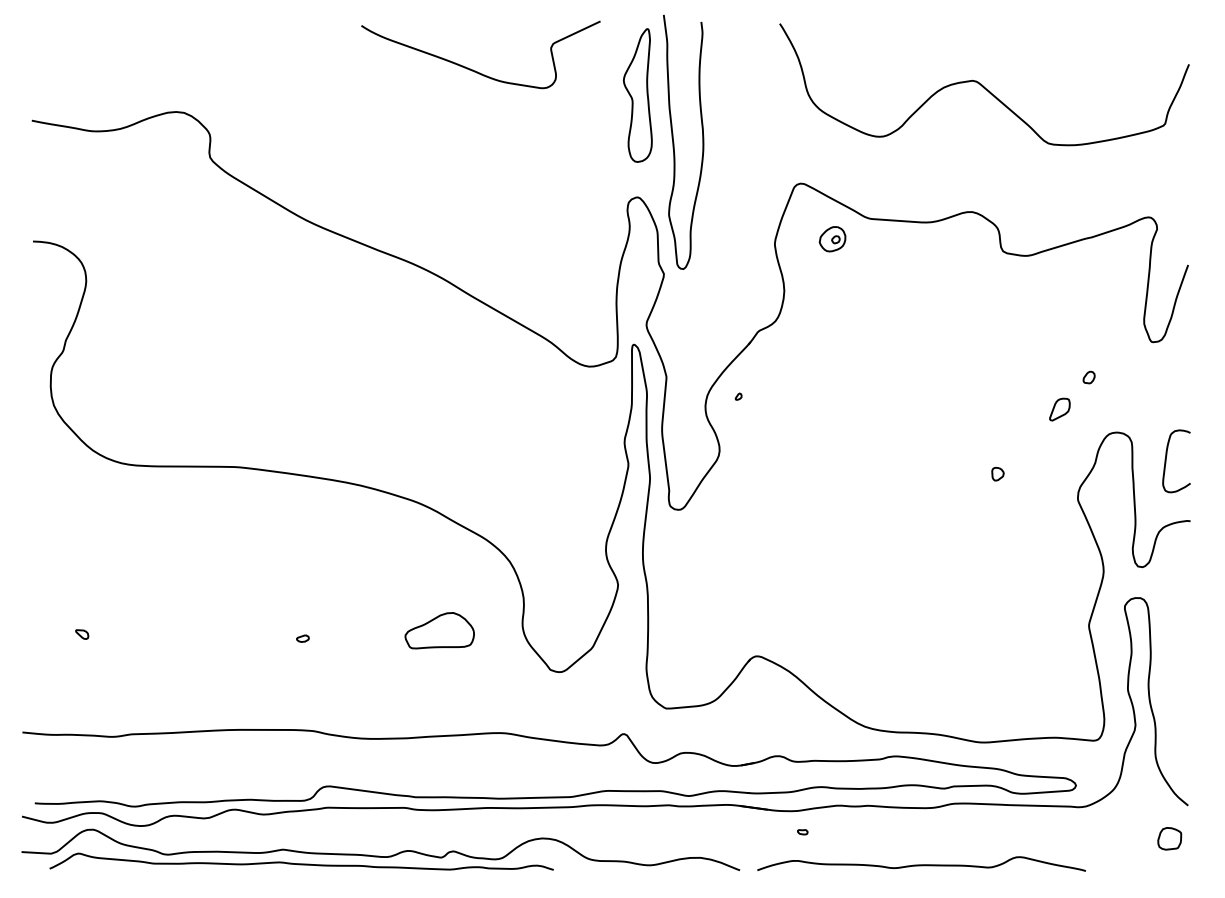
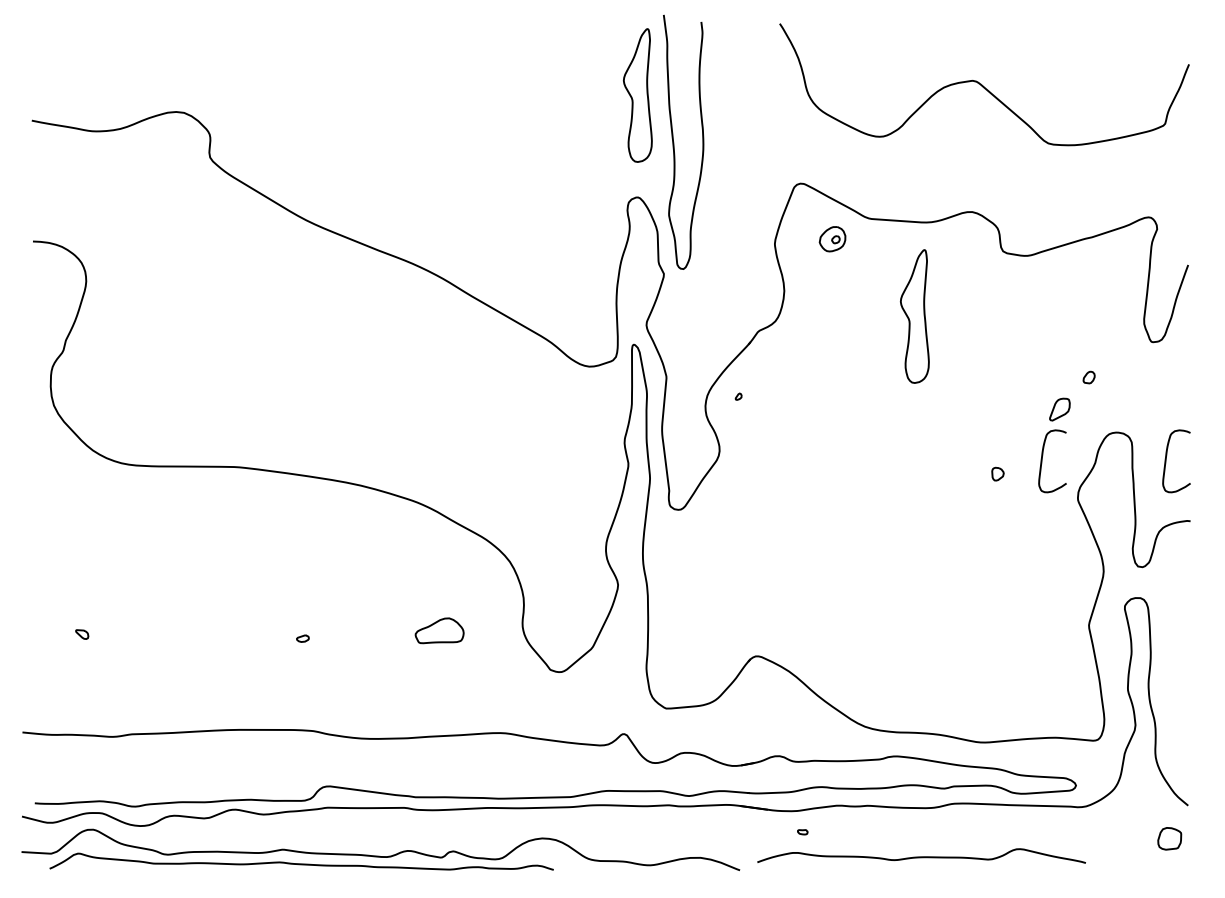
curve: present -> none (473, 69)
part: none -> present (914, 316)
curve: none -> present (1042, 461)
part size: 71x38 px -> 51x28 px (439, 630)
curve position: (921, 864) -> (921, 856) (921, 856)
